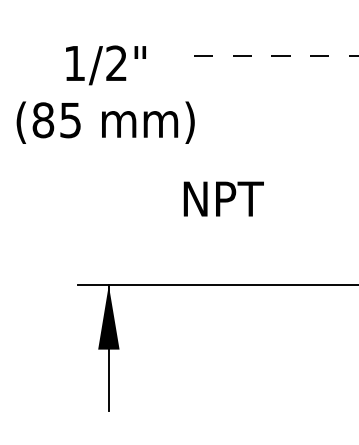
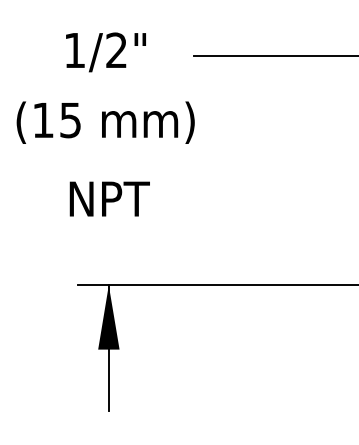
line: dashed -> solid (276, 56)
text position: (105, 65) -> (105, 52) (105, 52)
text: (85 -> (15 (43, 120)
text position: (223, 198) -> (109, 198) (109, 198)
